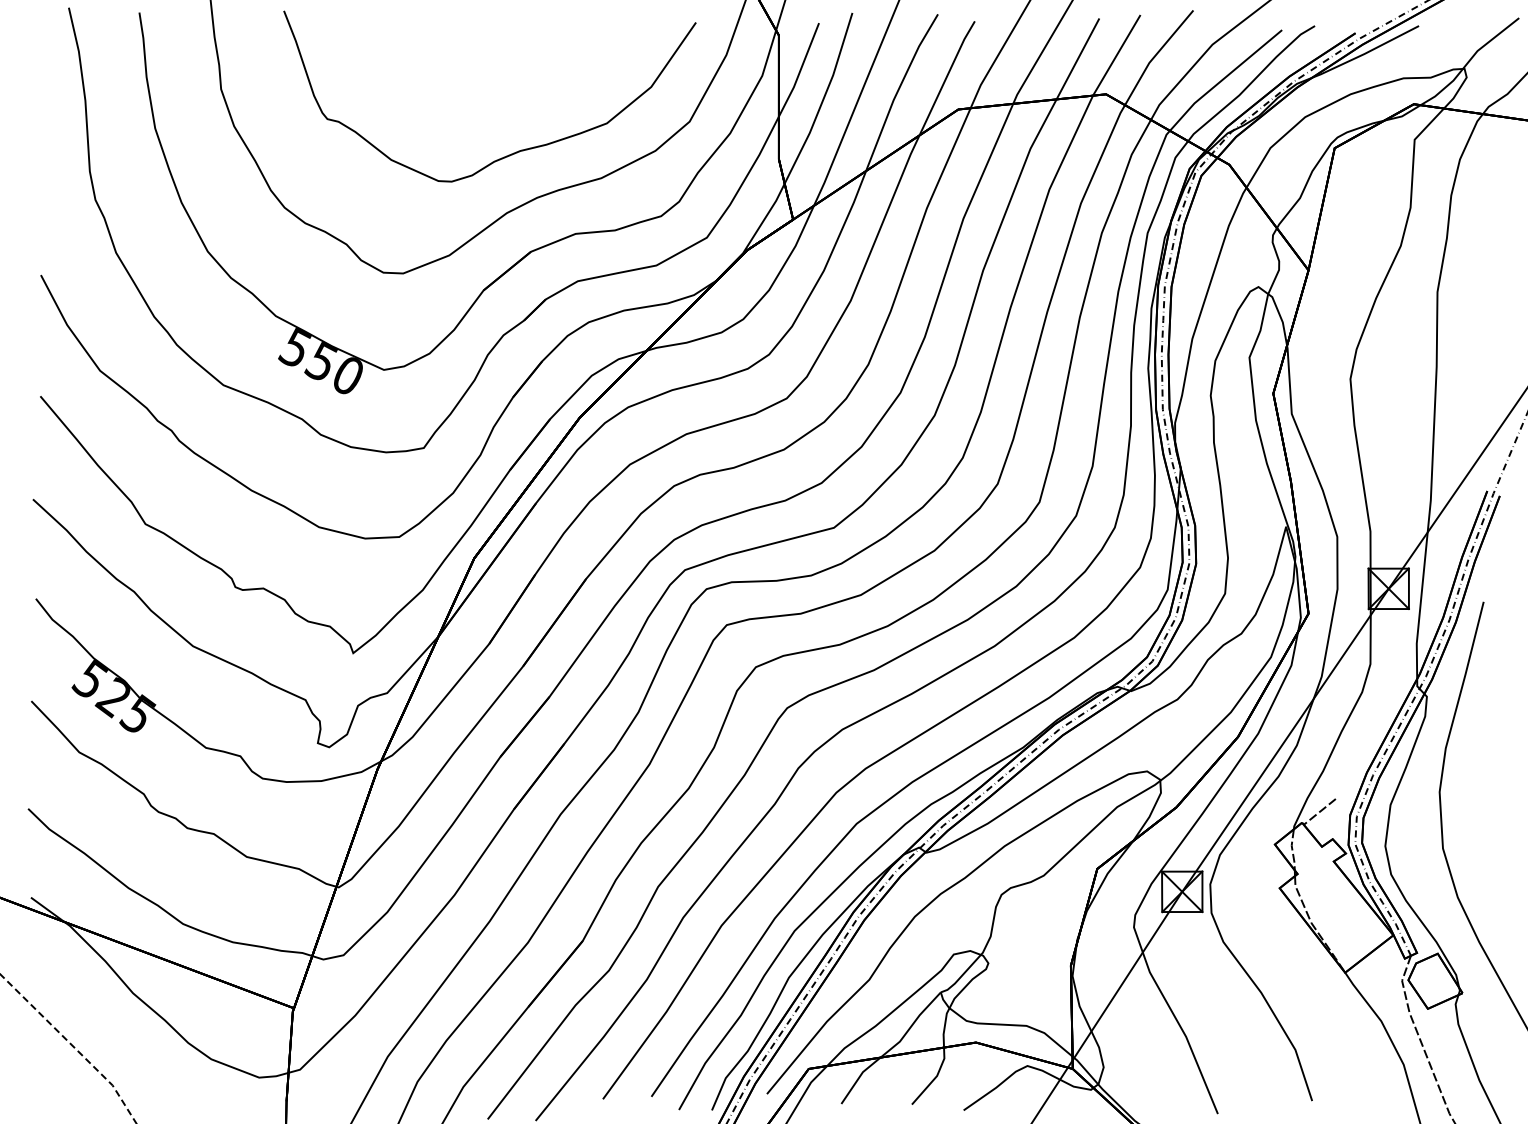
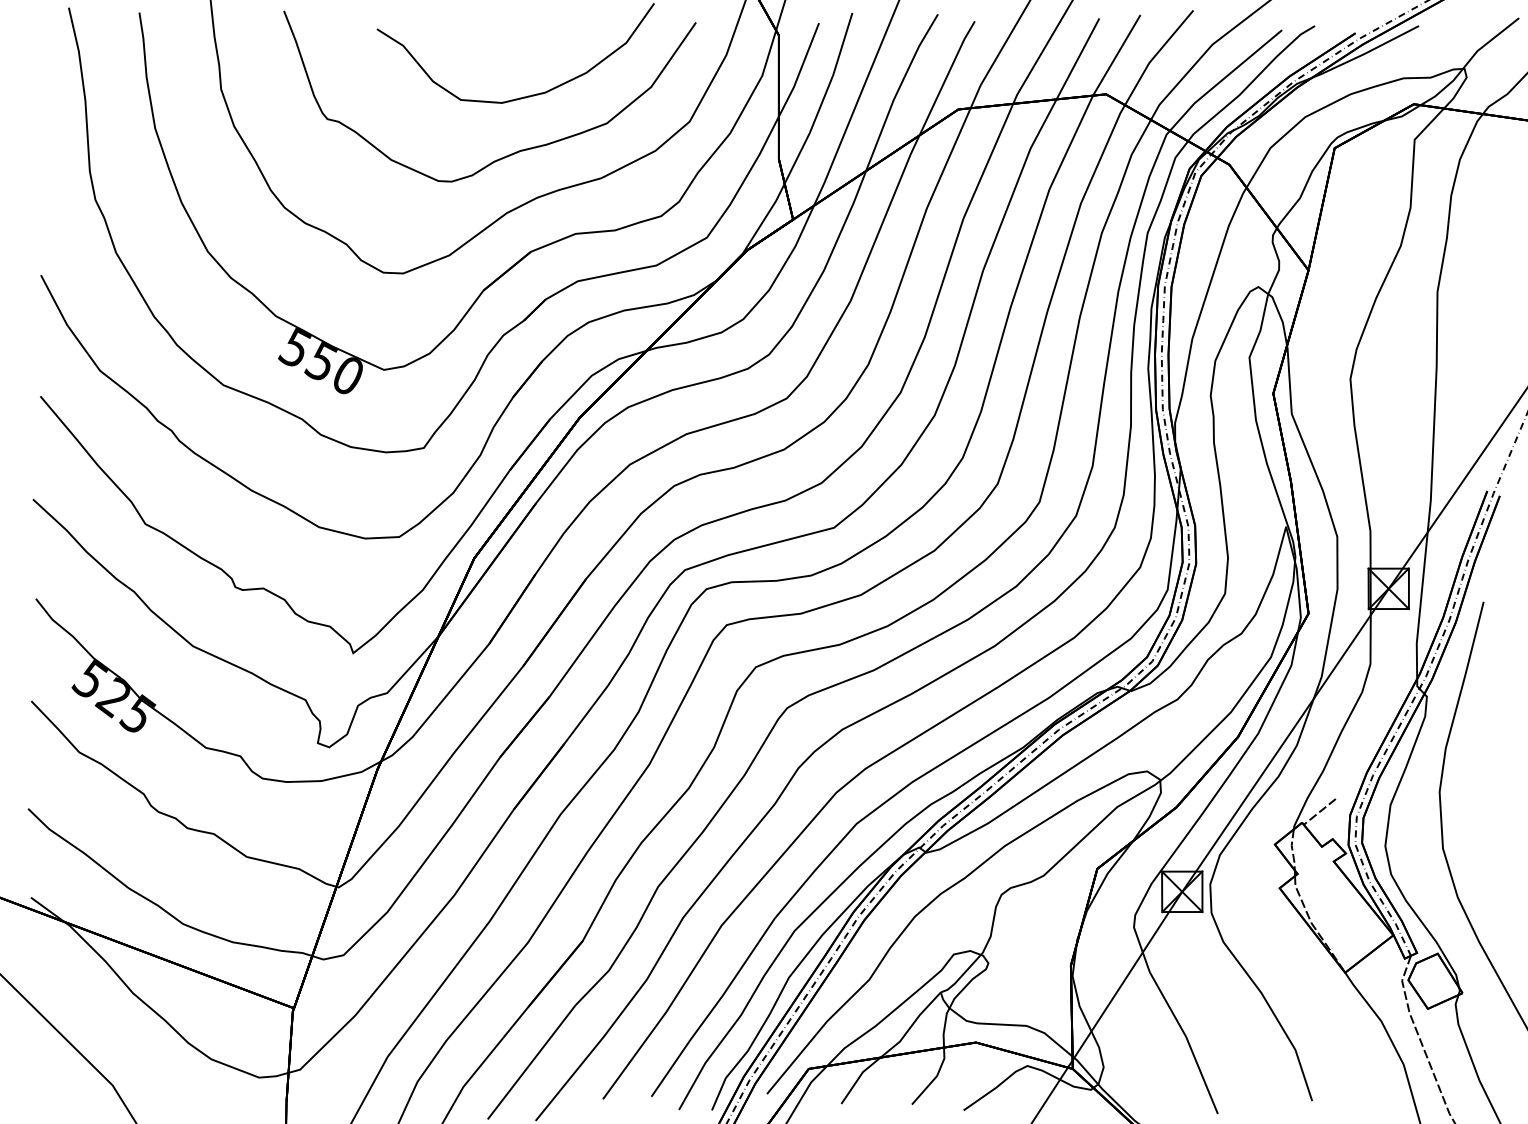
curve: none -> present (523, 96)
line: dashed -> solid (73, 1046)
